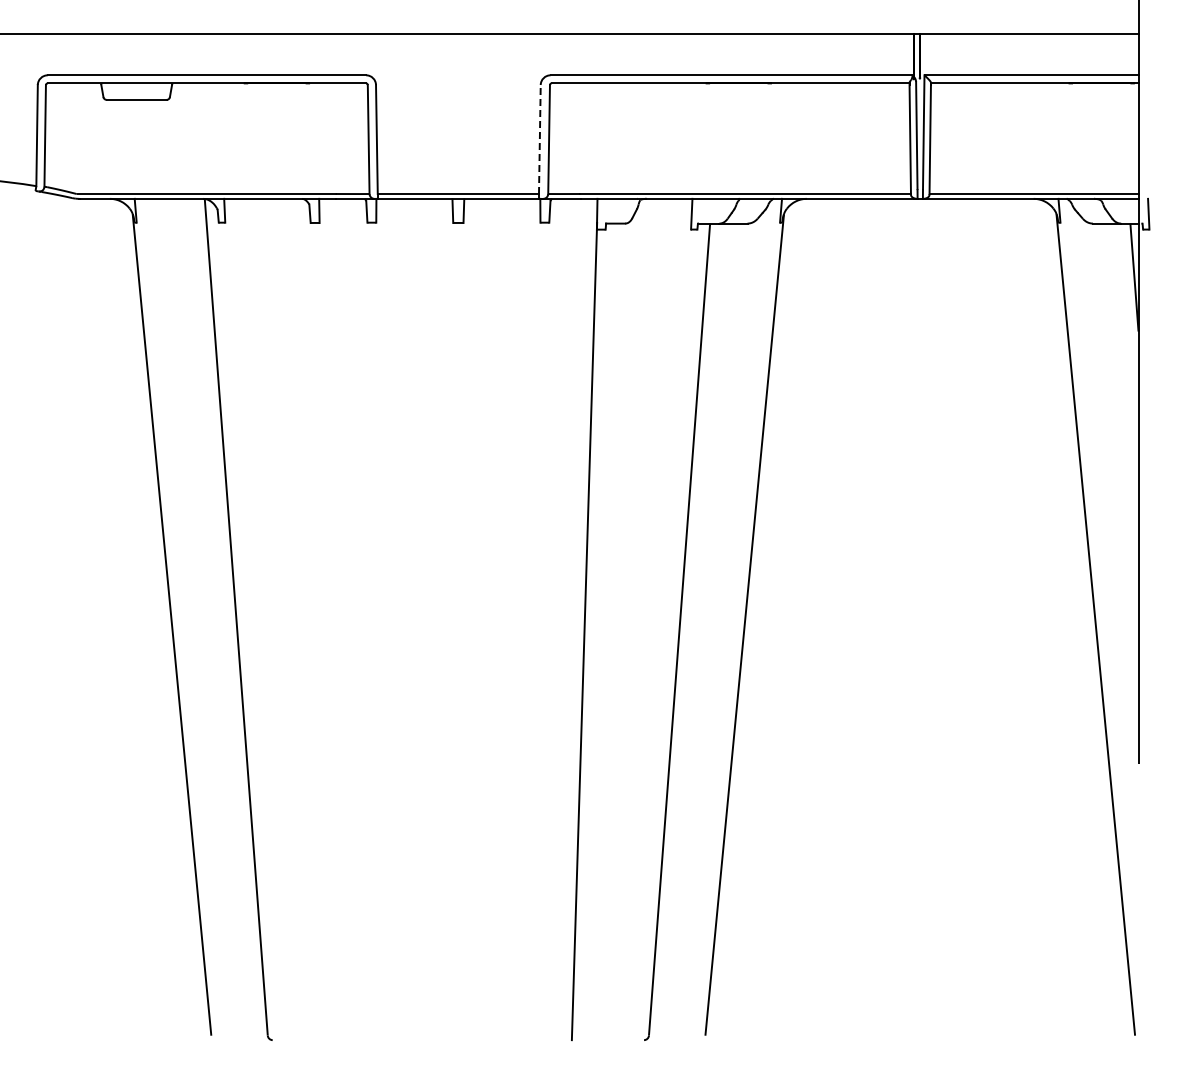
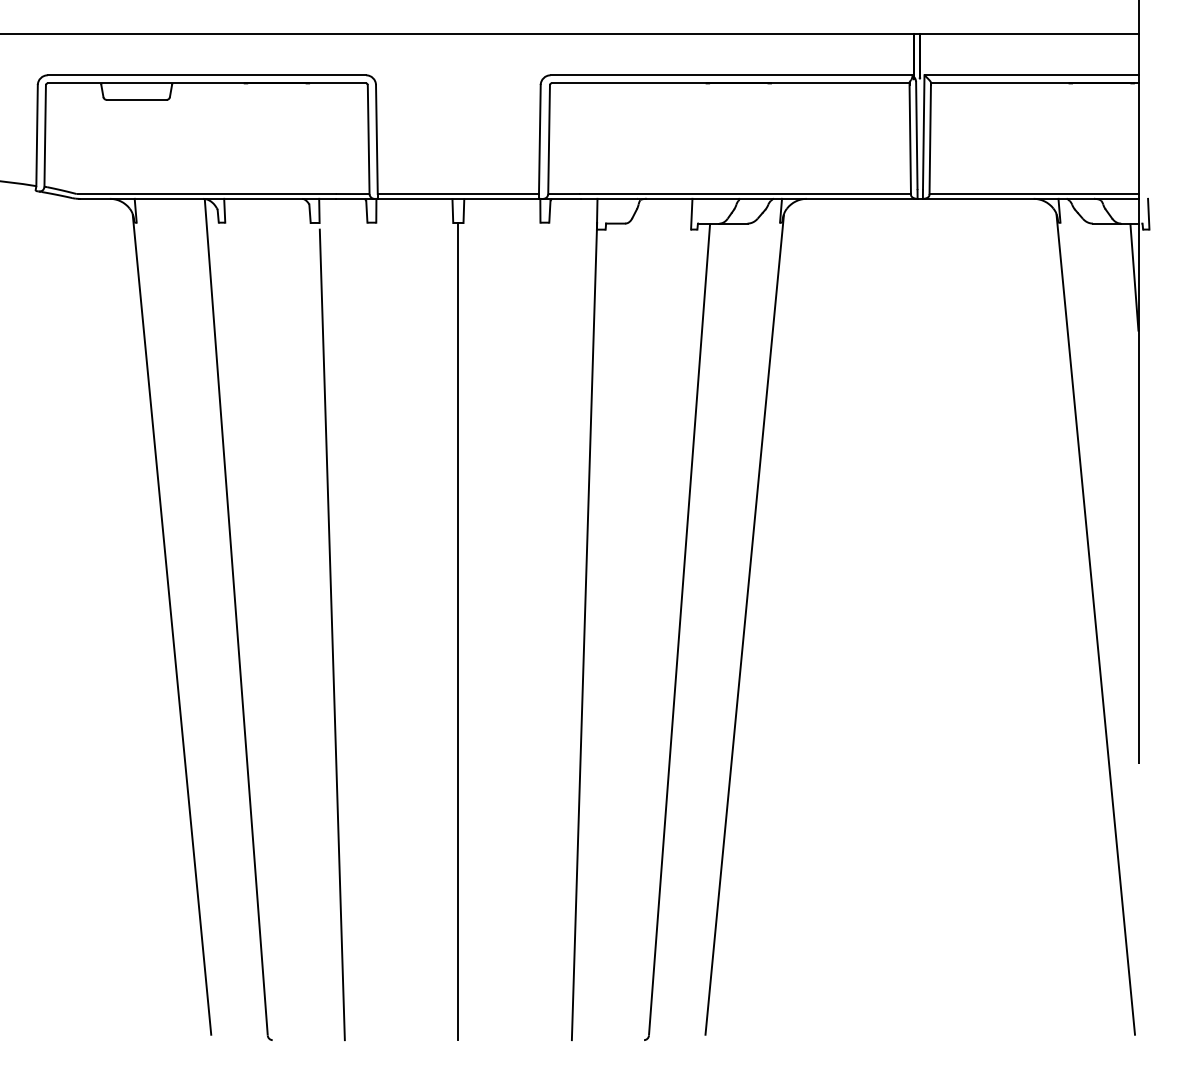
line: dashed -> solid (539, 139)
line: none -> present (458, 631)
line: none -> present (331, 634)
